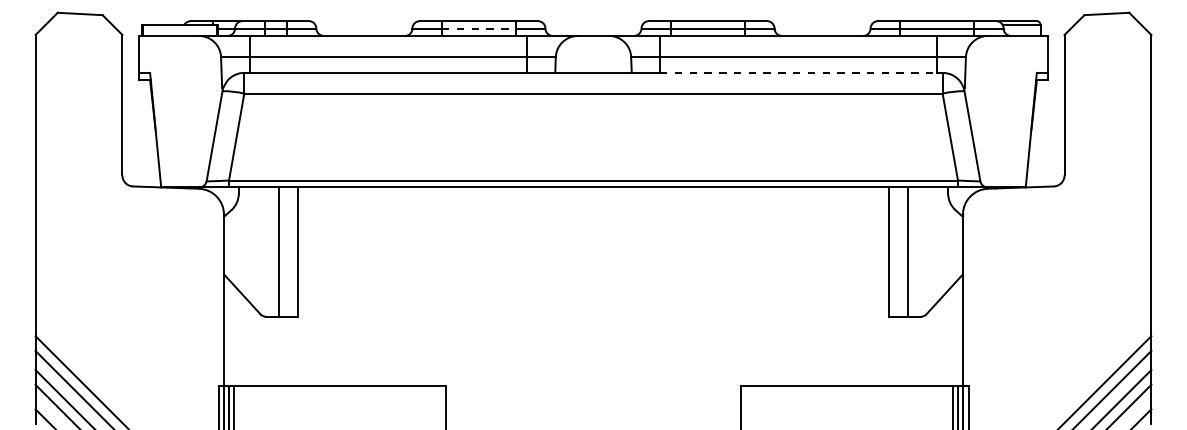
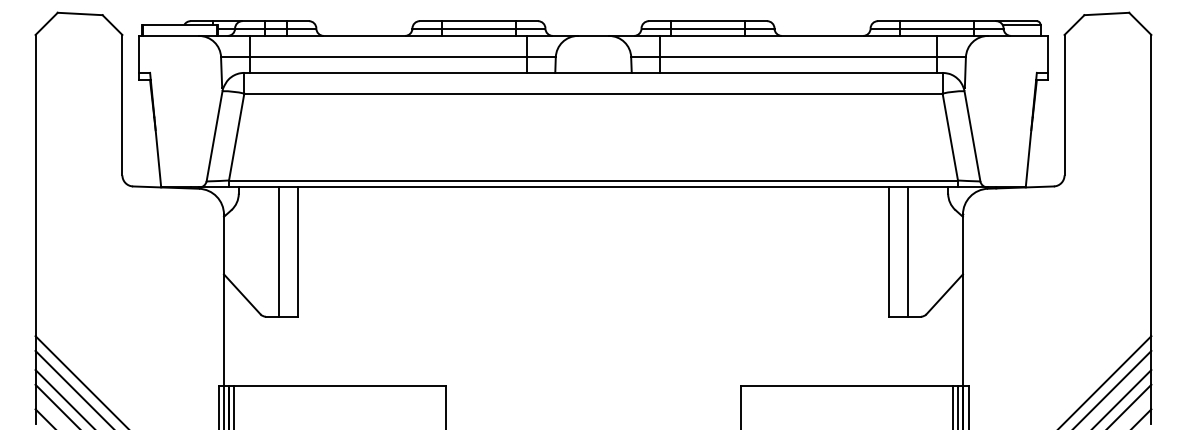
line: dashed -> solid (478, 28)
line: dashed -> solid (798, 72)
